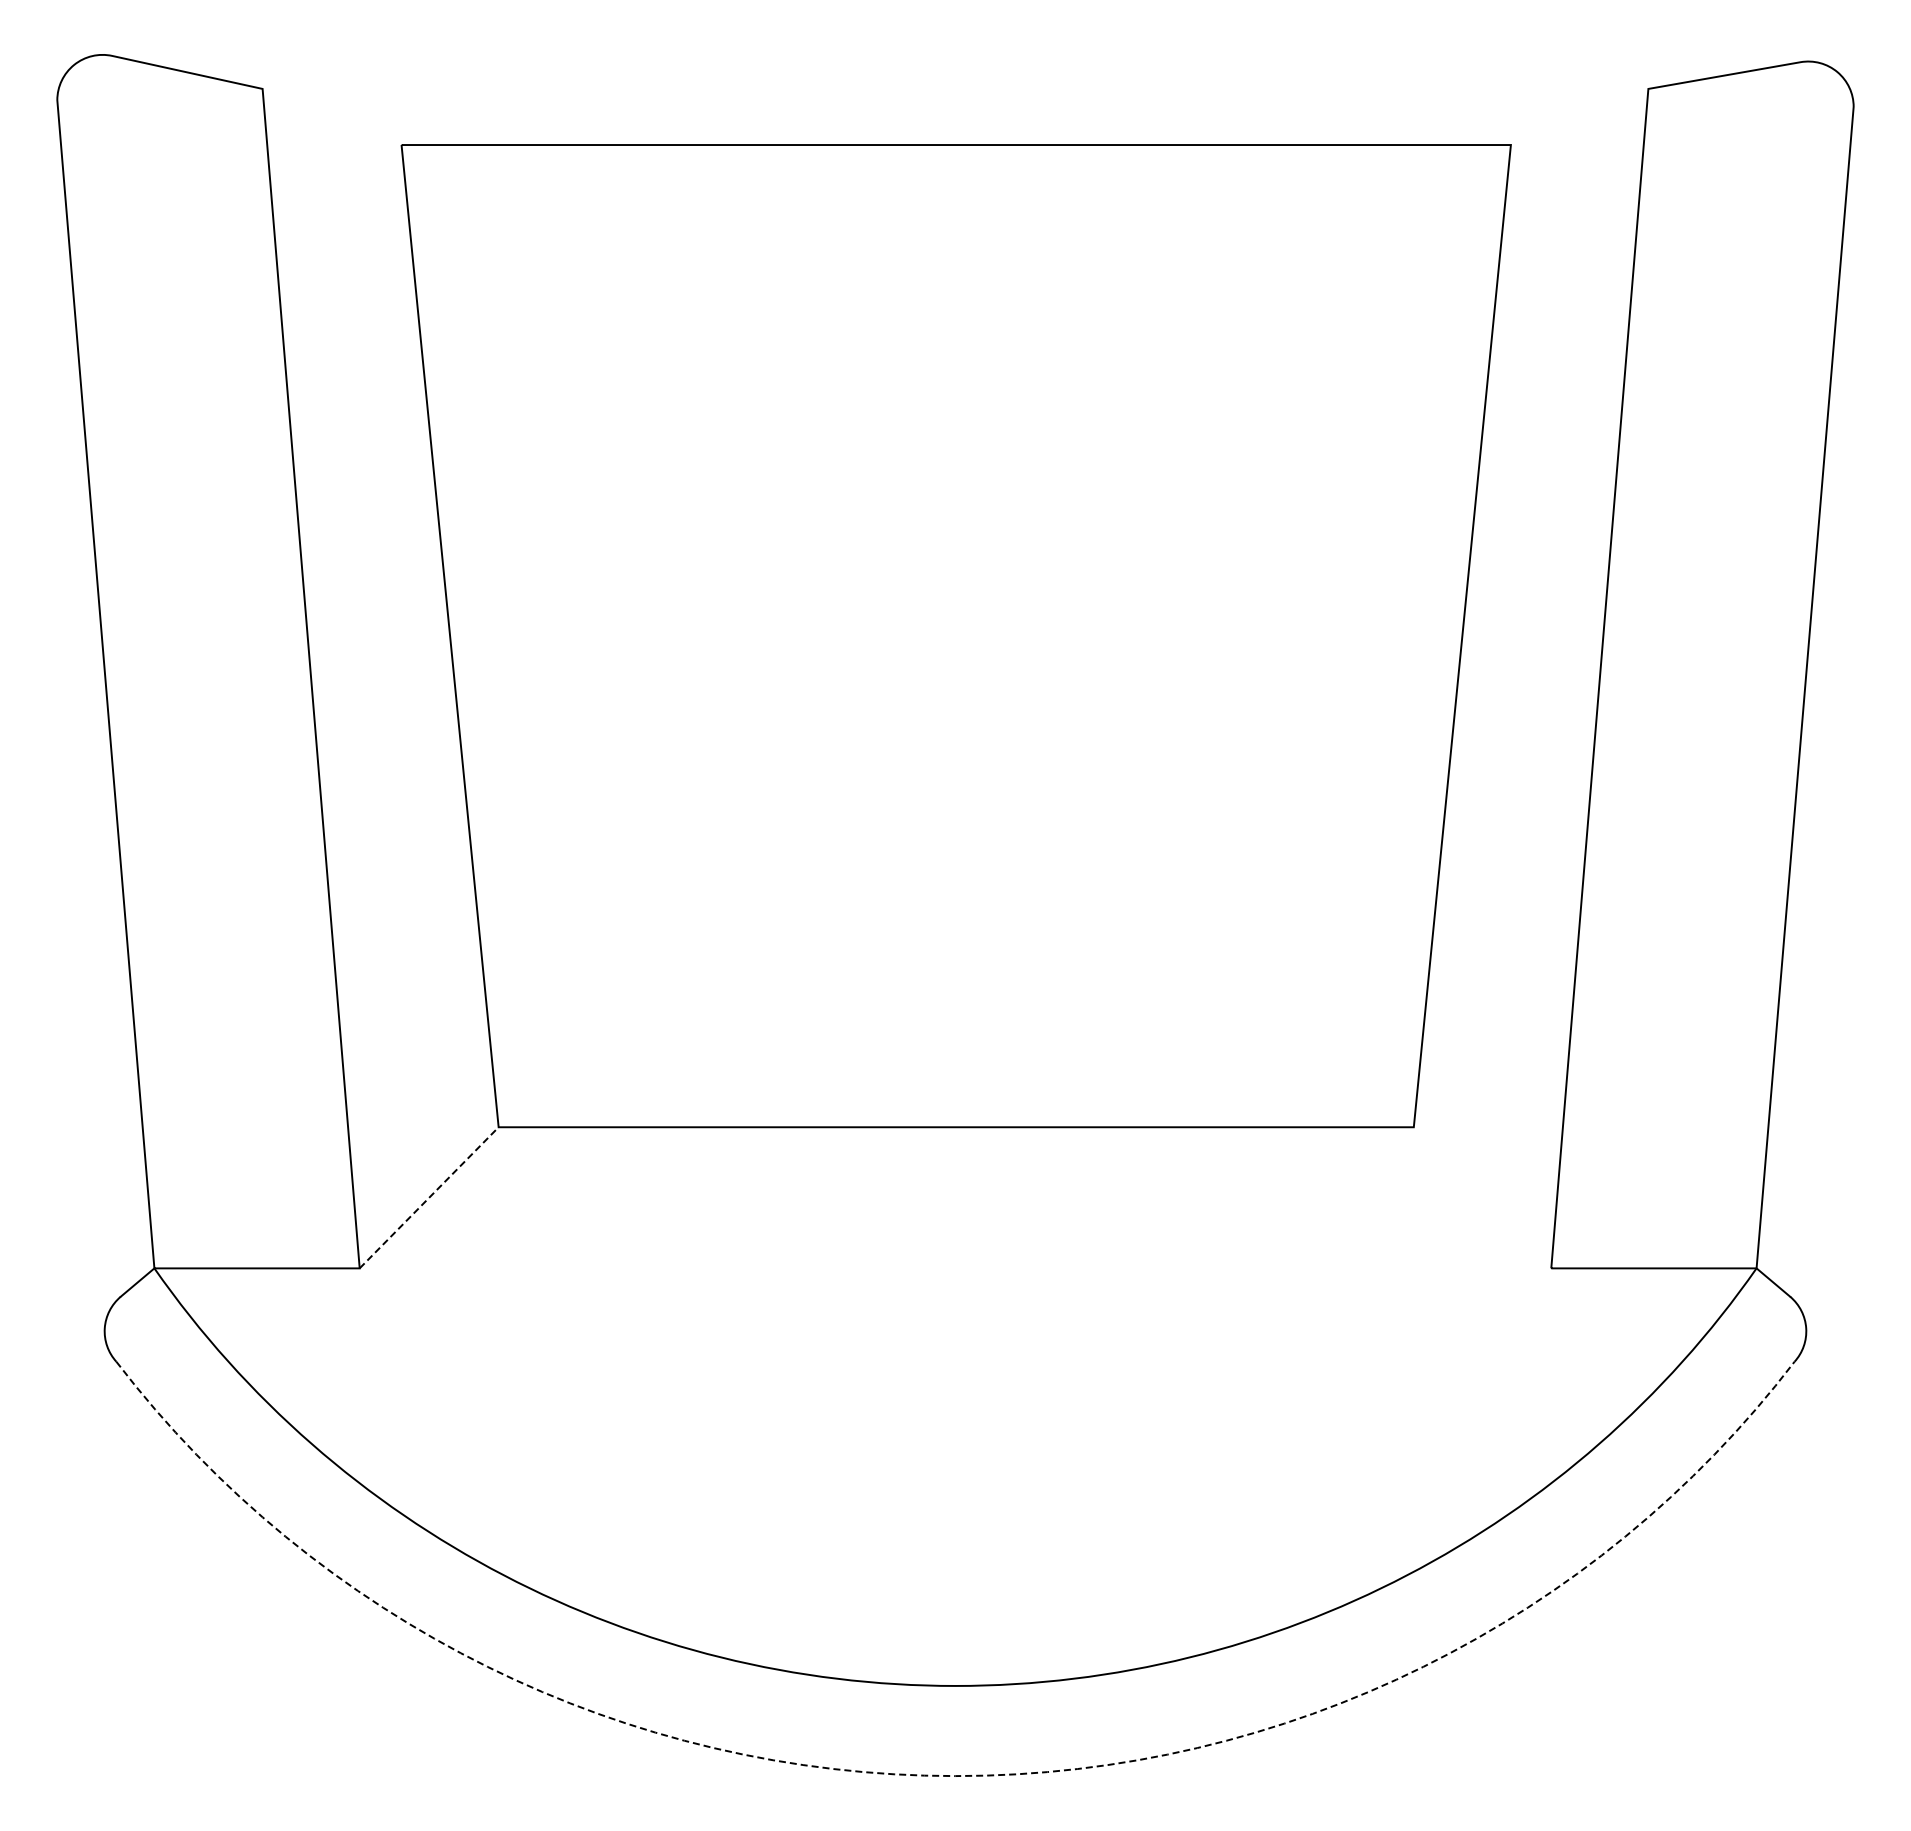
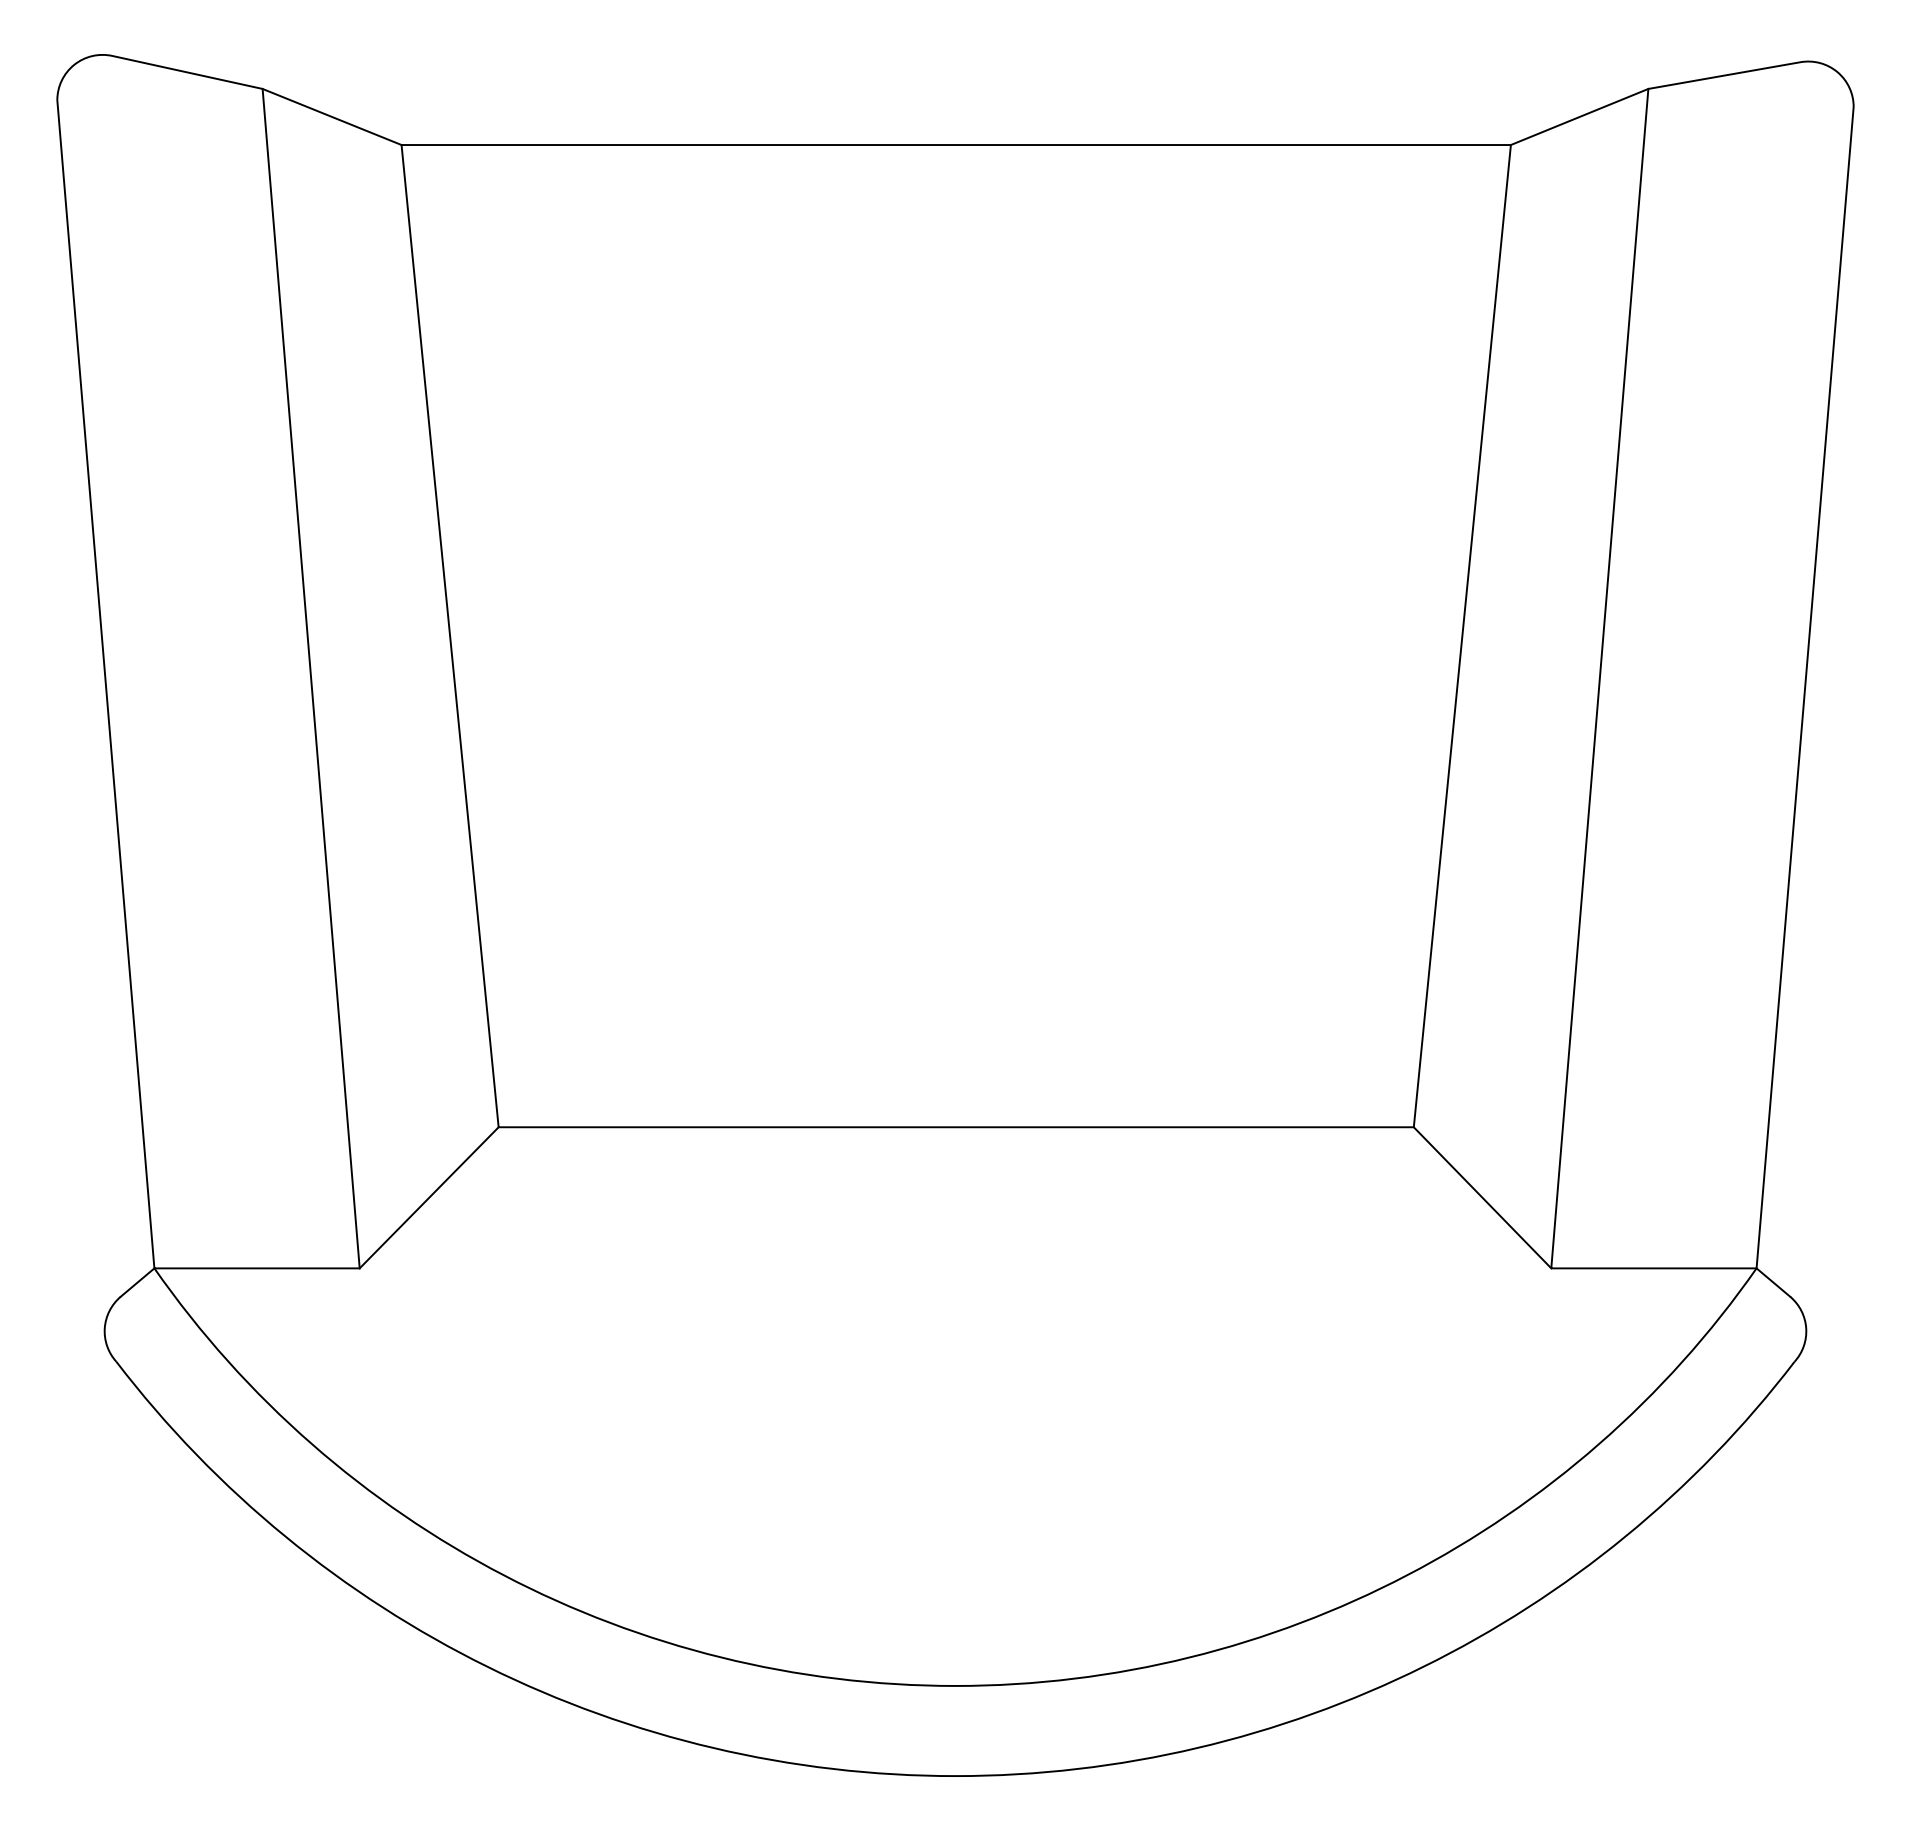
line: none -> present (331, 116)
line: none -> present (1579, 116)
line: dashed -> solid (429, 1197)
line: none -> present (1482, 1197)
arc: dashed -> solid (955, 1776)
